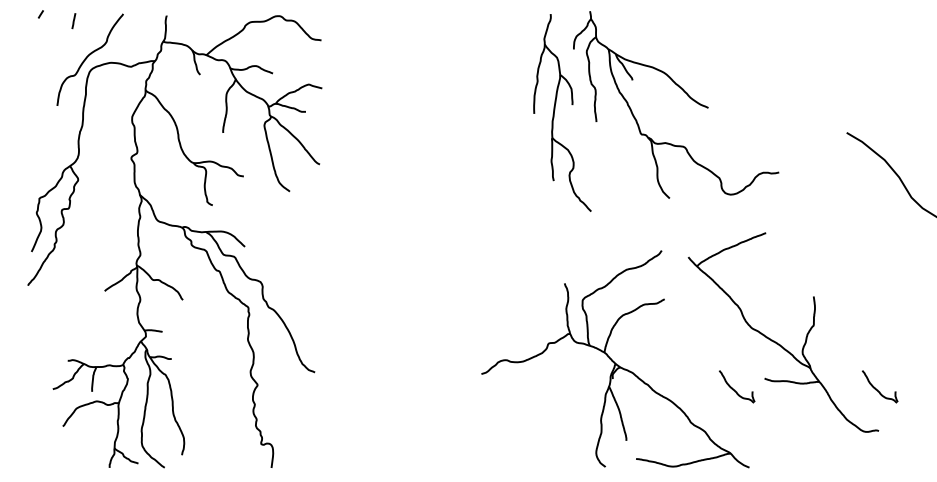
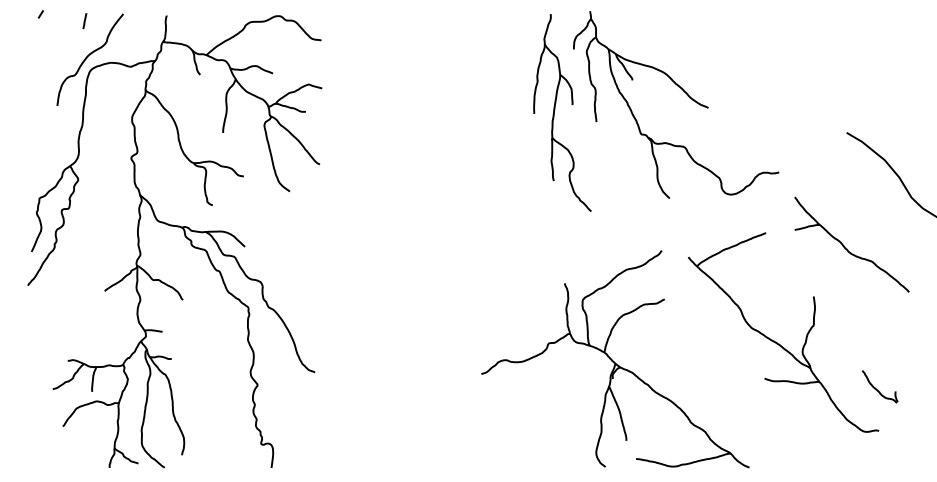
line position: (73, 21) -> (84, 21) (84, 21)
part: none -> present (851, 244)
part: present -> none (737, 386)
